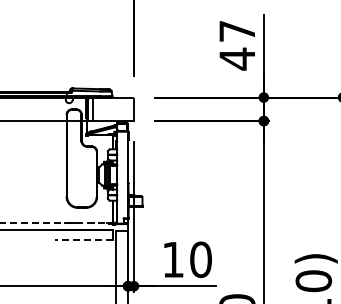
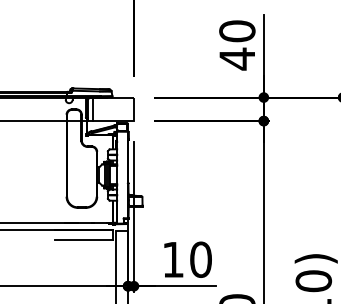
text: 47 -> 40 (237, 31)
line: dashed -> solid (57, 222)
line: dashed -> solid (83, 239)
